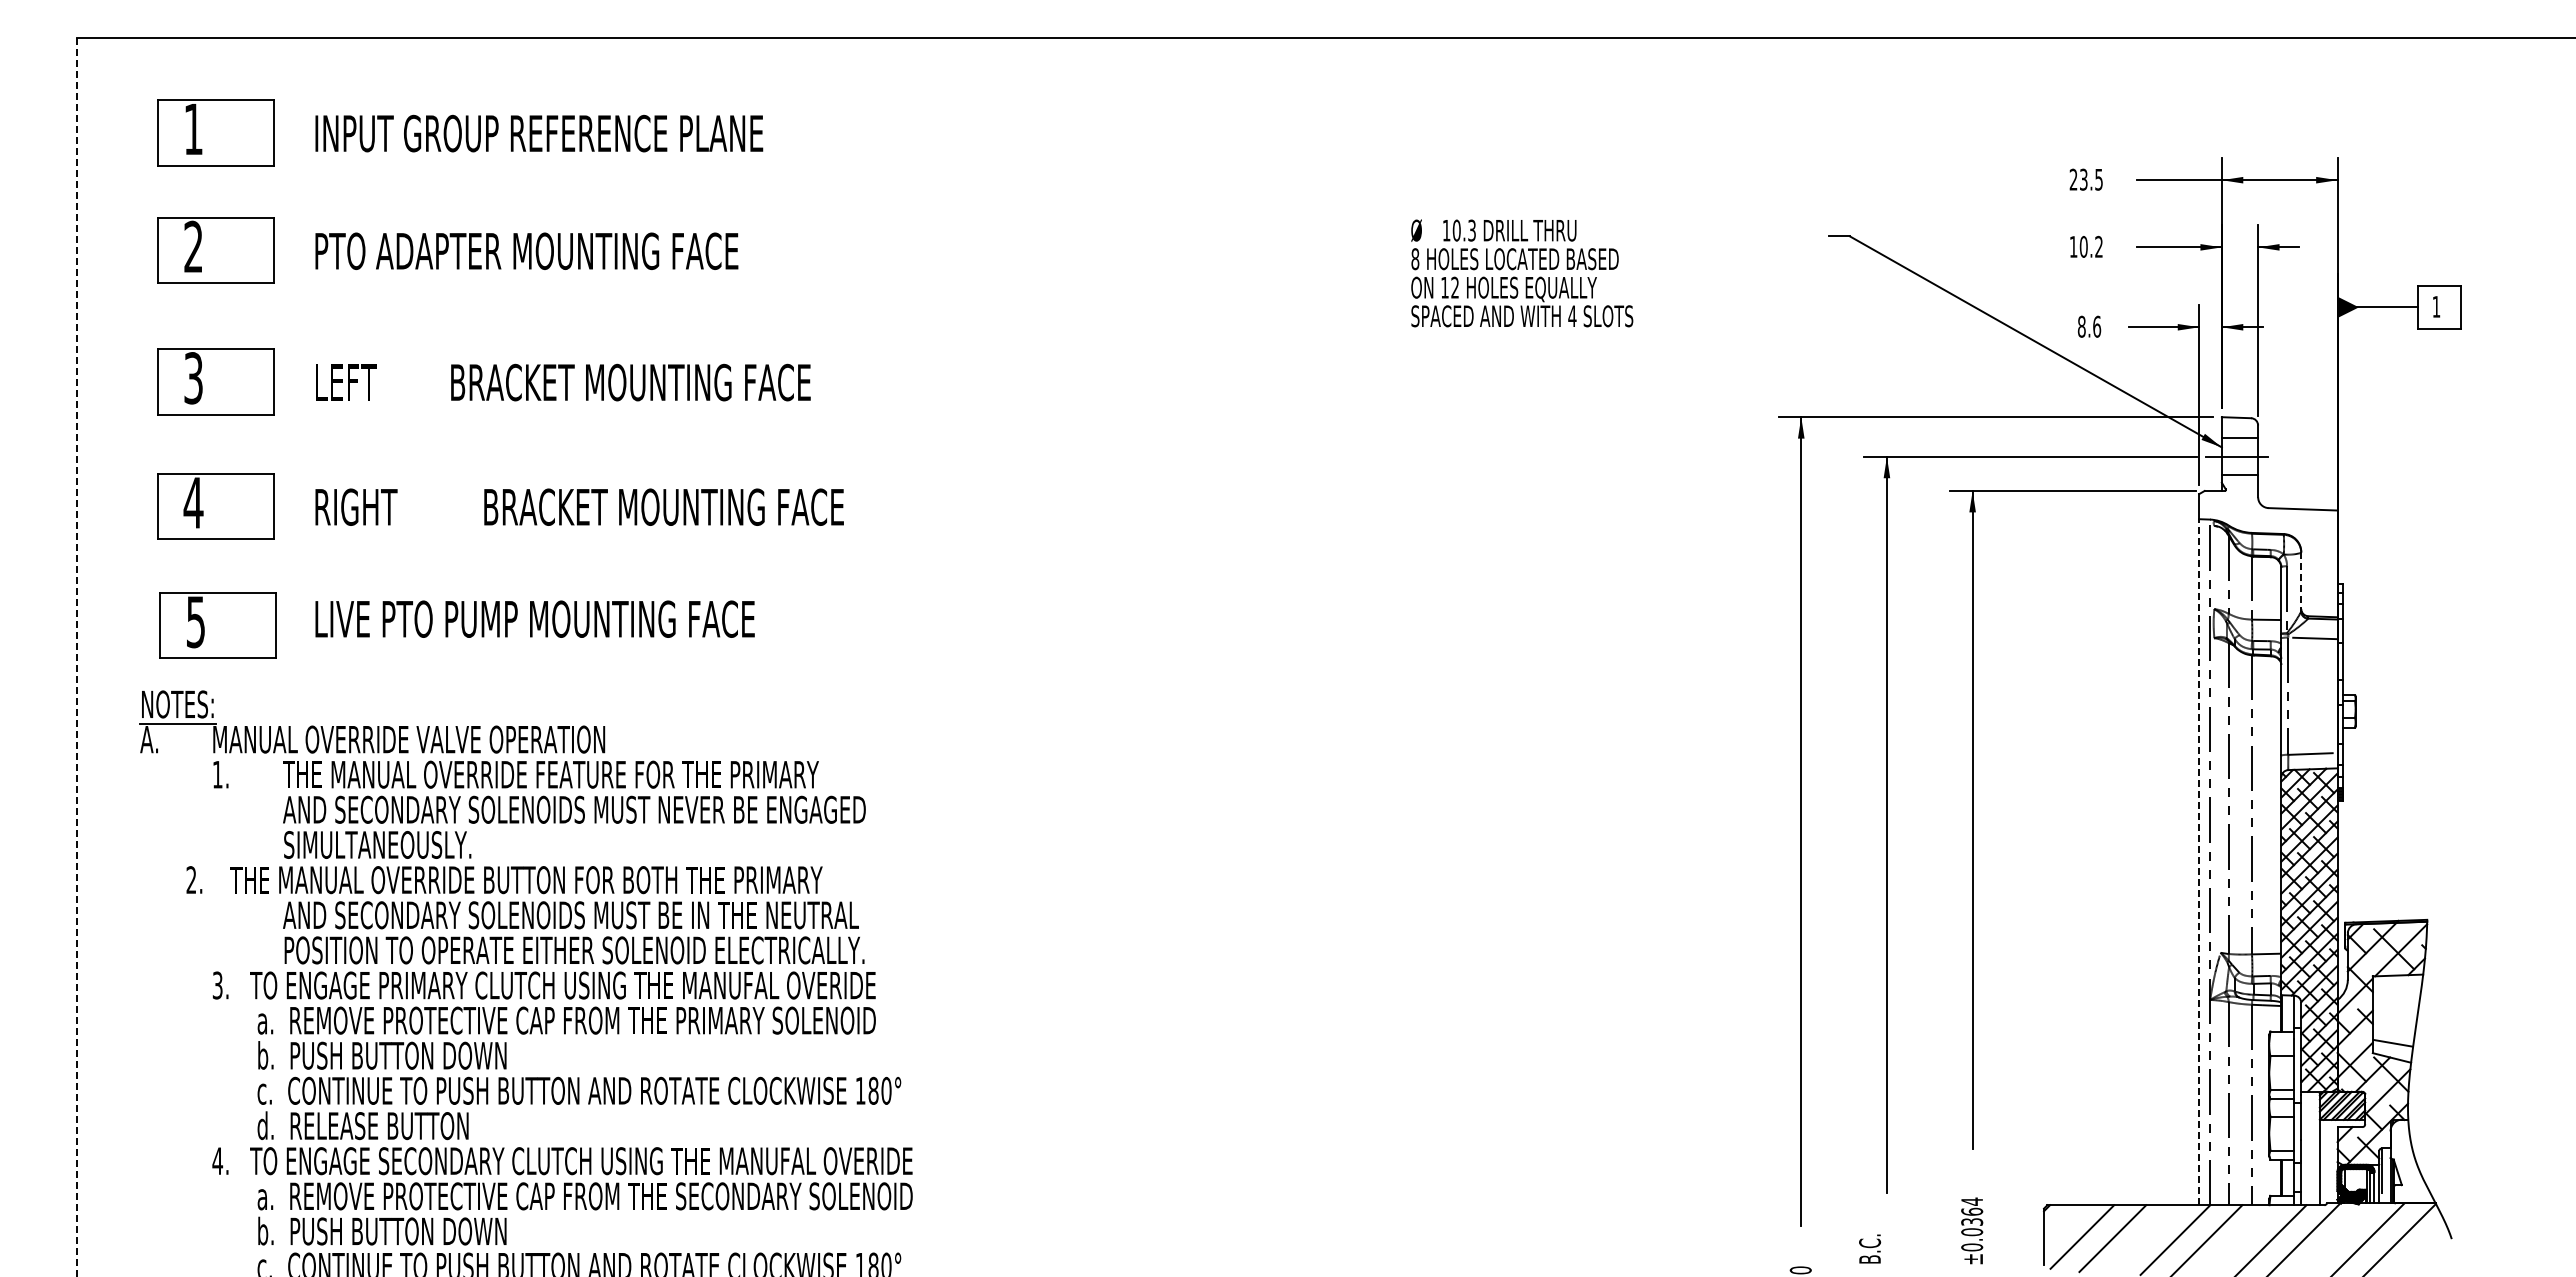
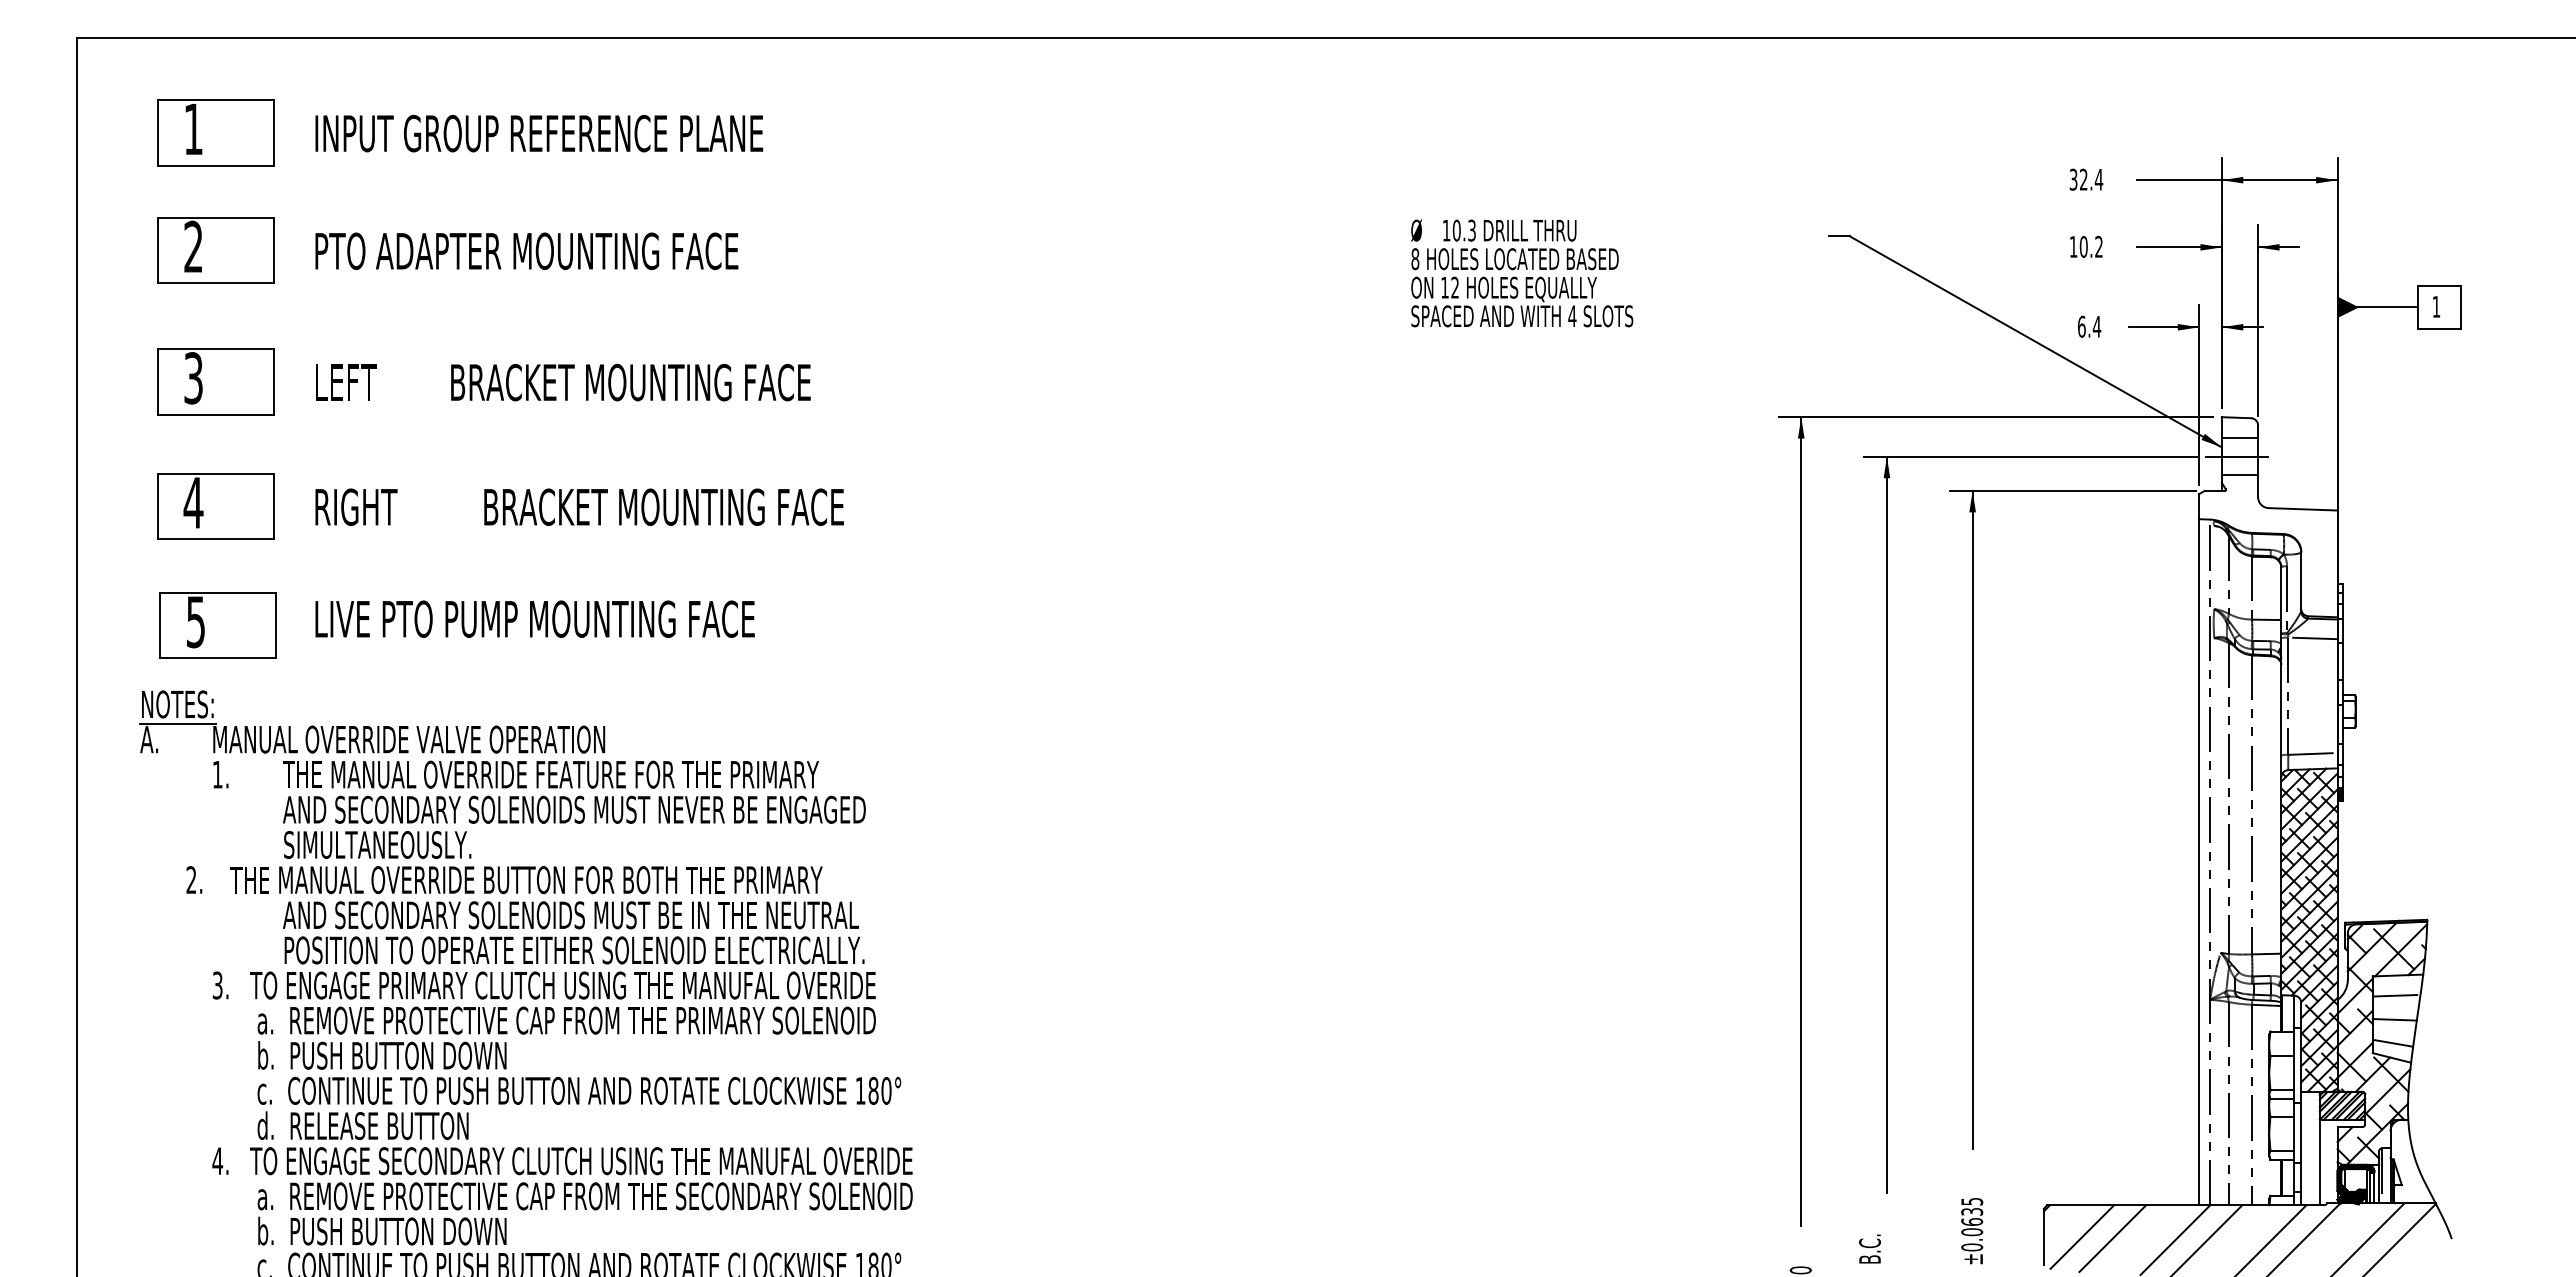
text: 23.5 -> 32.4 (2086, 179)
text: 8.6 -> 6.4 (2089, 326)
line: dashed -> solid (2301, 581)
line: dashed -> solid (77, 658)
line: dashed -> solid (2199, 861)
line: none -> present (2396, 995)
line: none -> present (2394, 1019)
text: ±0.0364 -> ±0.0635 (1972, 1211)
